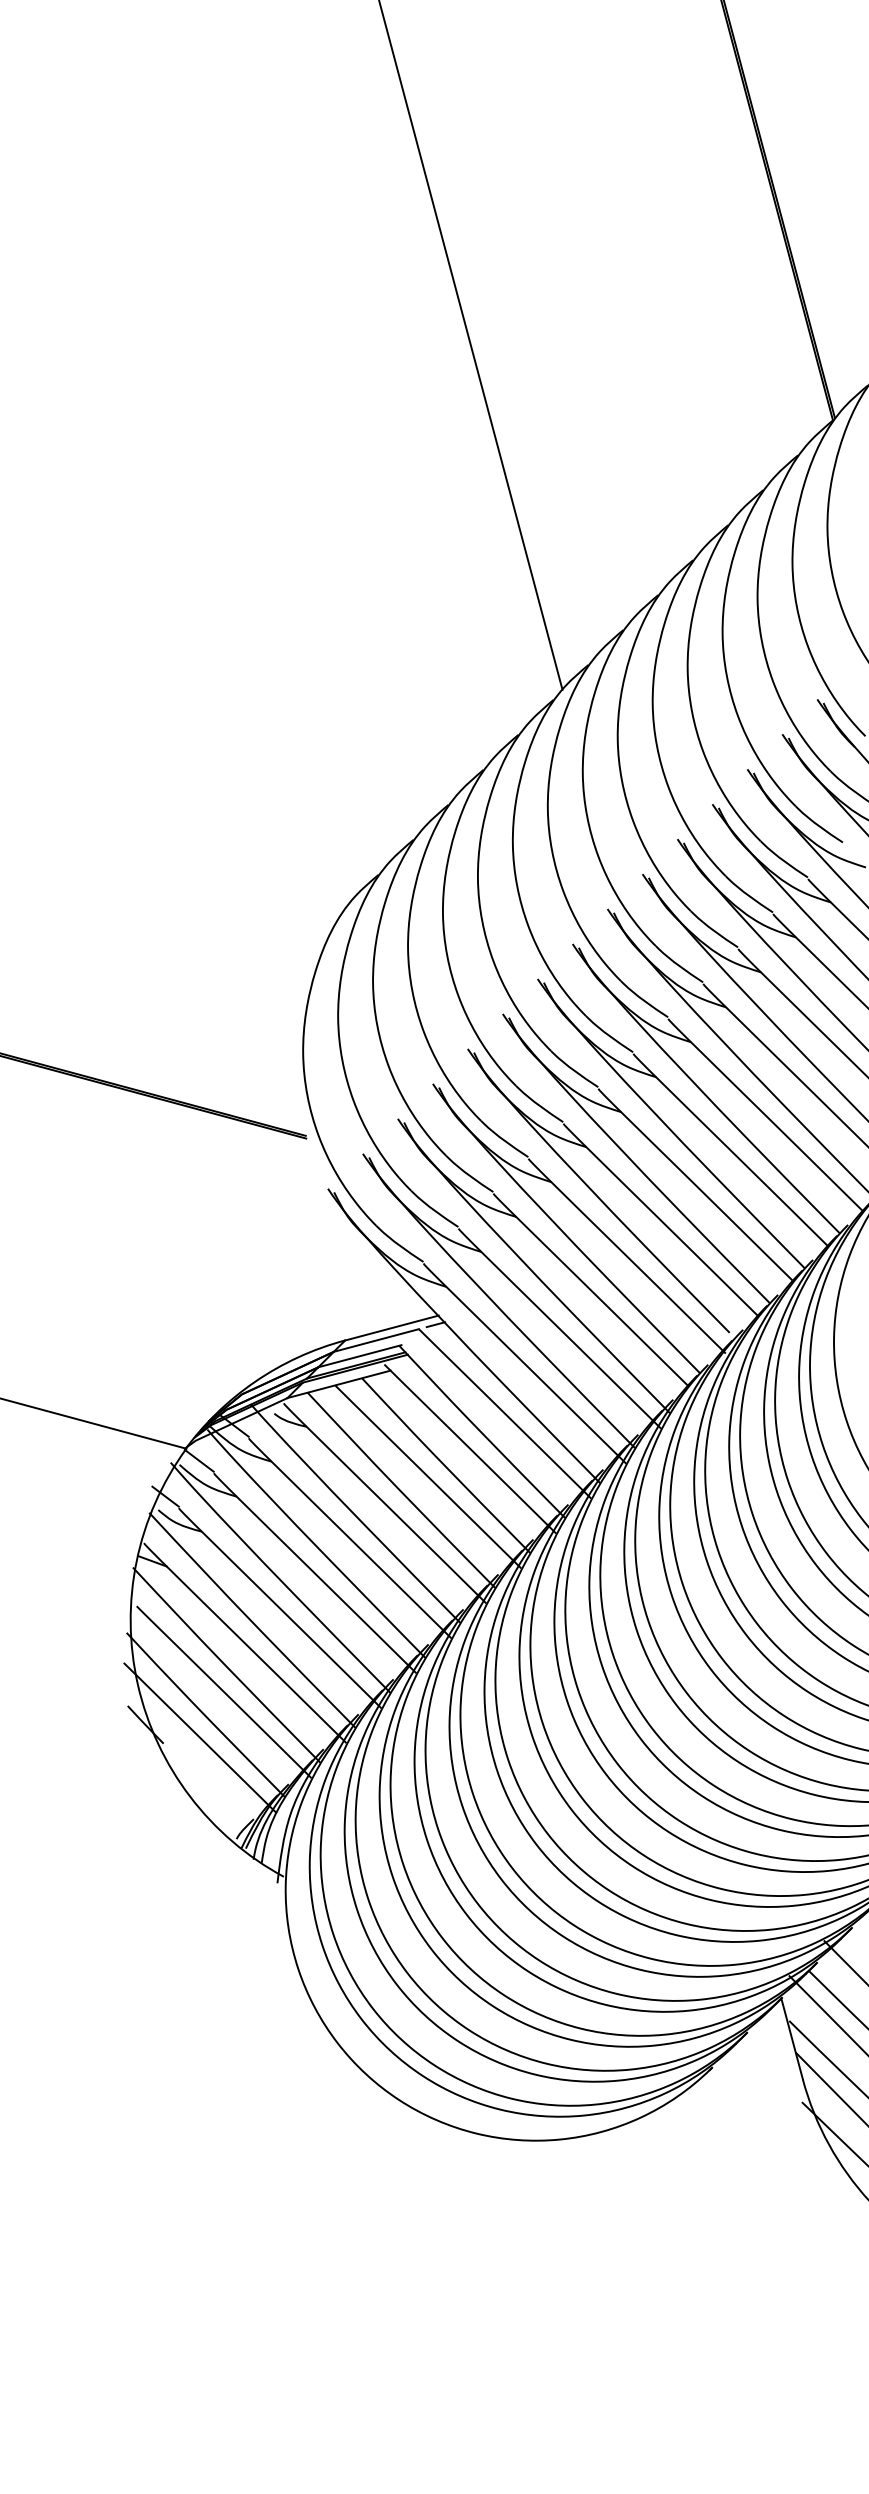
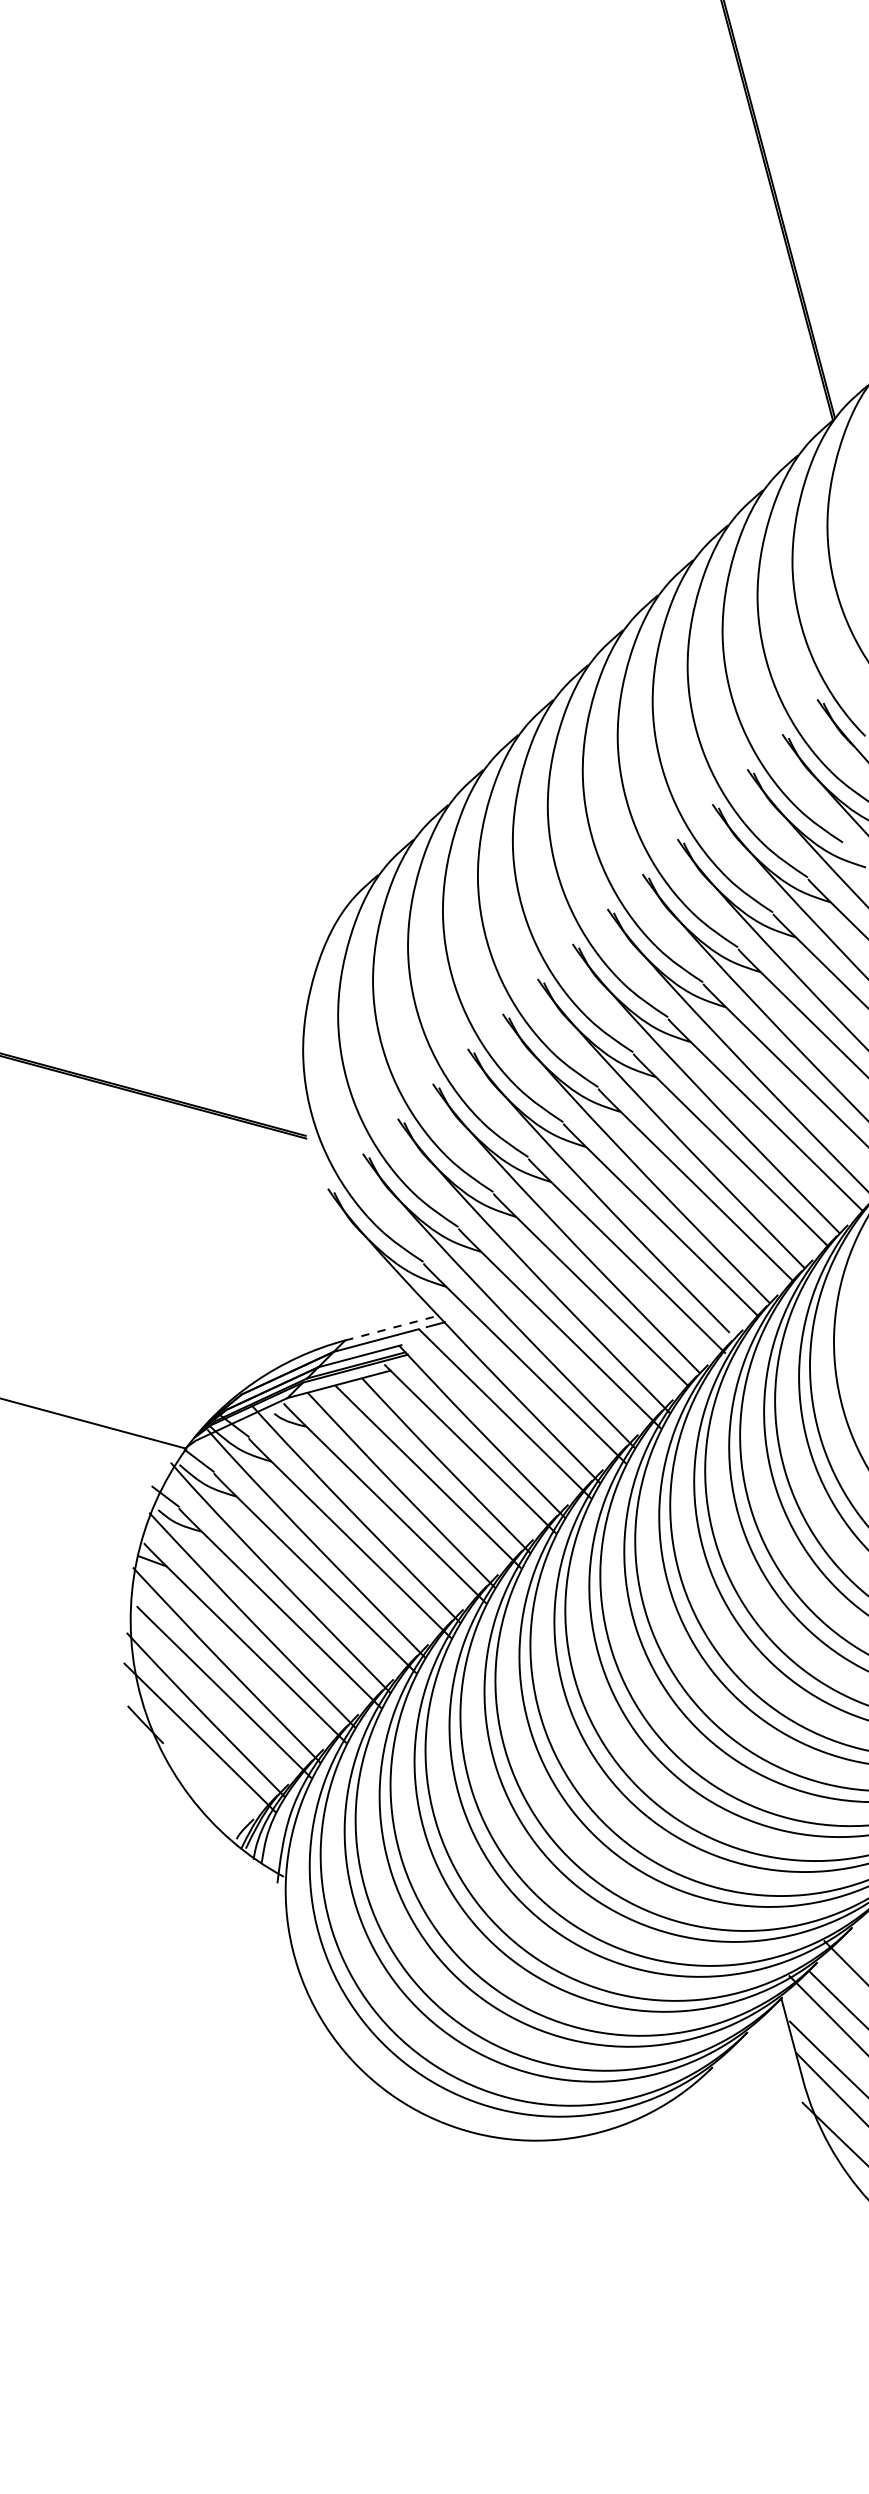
line: present -> none (470, 345)
line: solid -> dashed (392, 1327)
